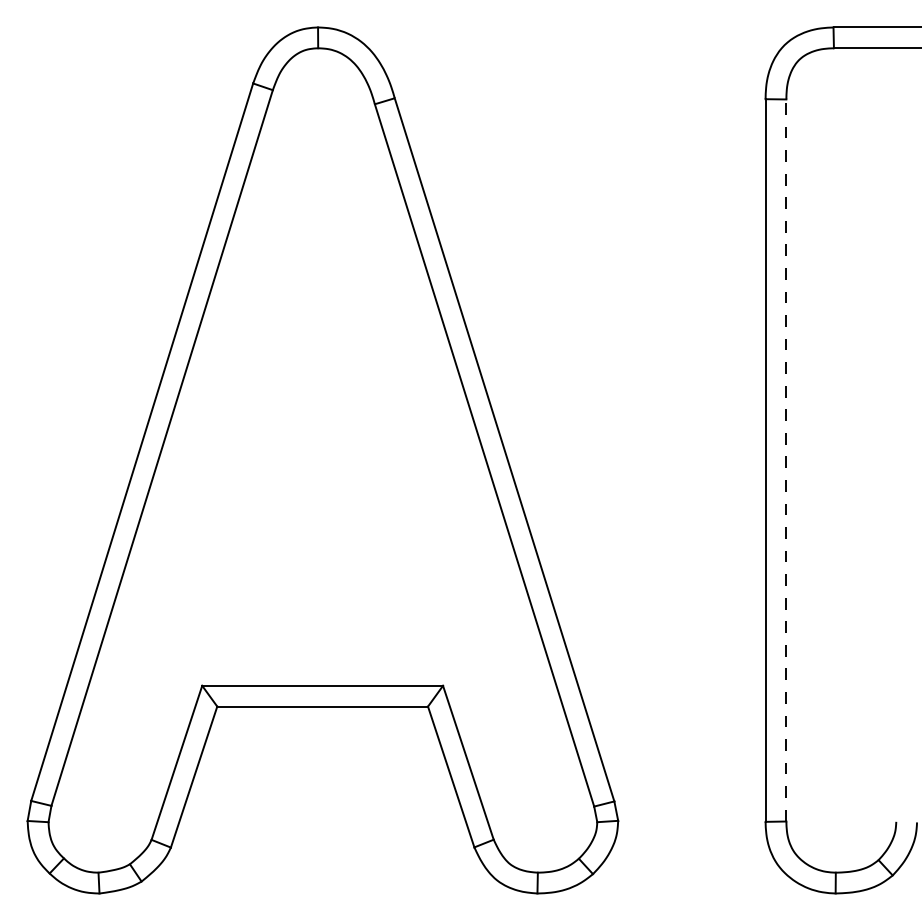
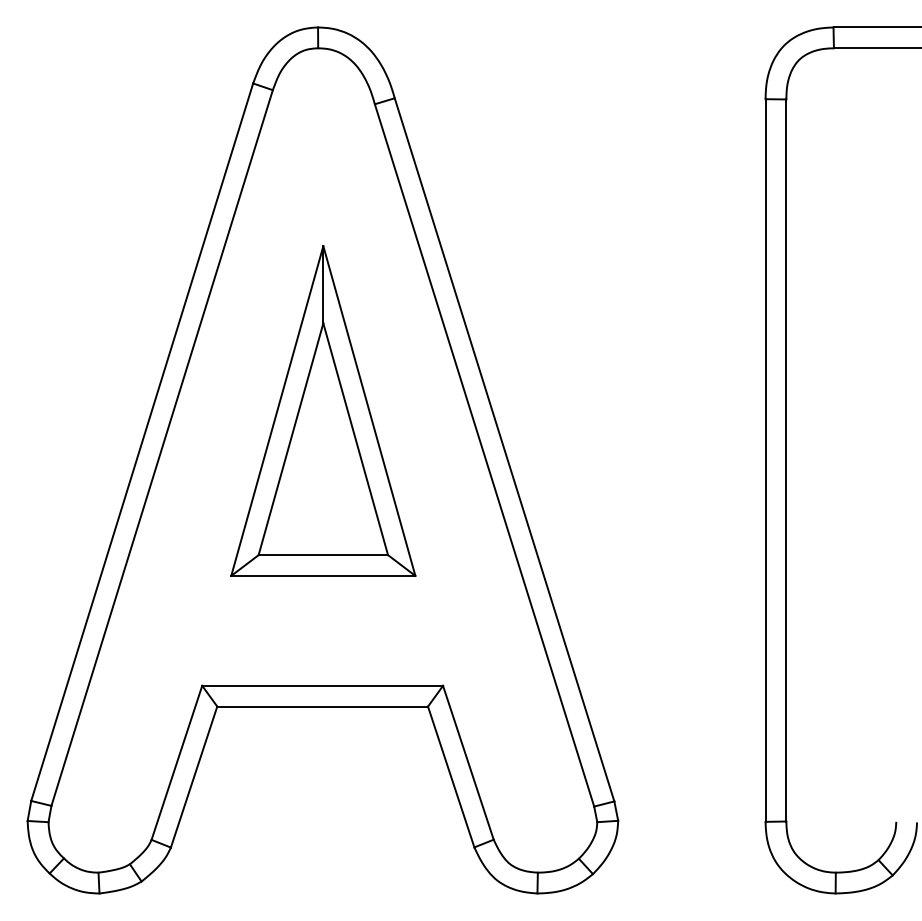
part: none -> present (323, 410)
line: dashed -> solid (786, 459)
